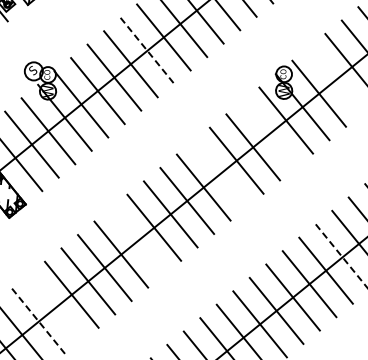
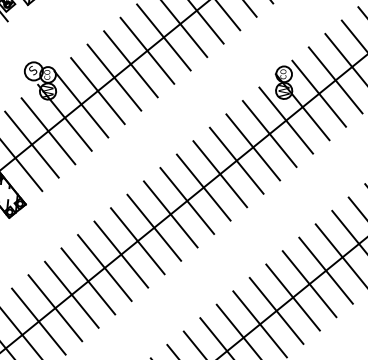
line: dashed -> solid (147, 51)
line: none -> present (335, 80)
line: none -> present (269, 133)
line: none -> present (220, 174)
line: none -> present (137, 241)
line: dashed -> solid (341, 256)
line: none -> present (55, 308)
line: dashed -> solid (38, 321)
